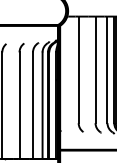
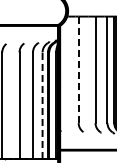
line: solid -> dashed (78, 70)
line: solid -> dashed (42, 105)
